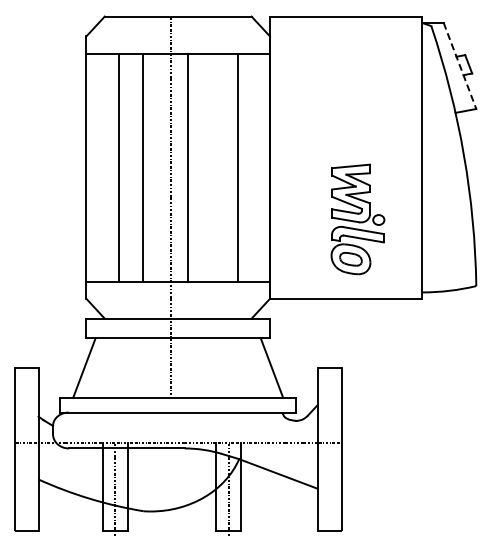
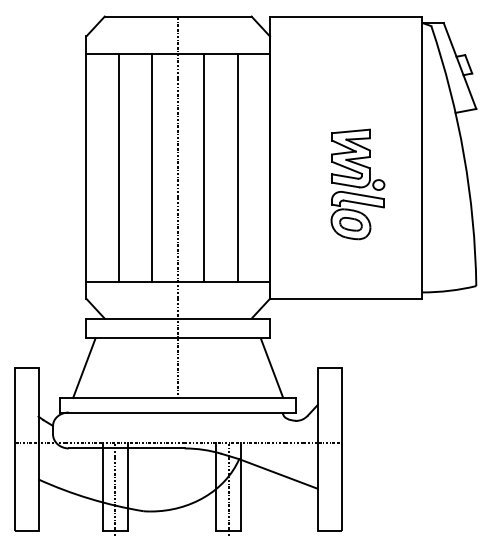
line: dashed -> solid (460, 65)
line position: (143, 167) -> (152, 167) (152, 167)
line position: (188, 167) -> (204, 167) (204, 167)
line position: (171, 206) -> (178, 206) (178, 206)
part position: (357, 219) -> (357, 184) (357, 184)
